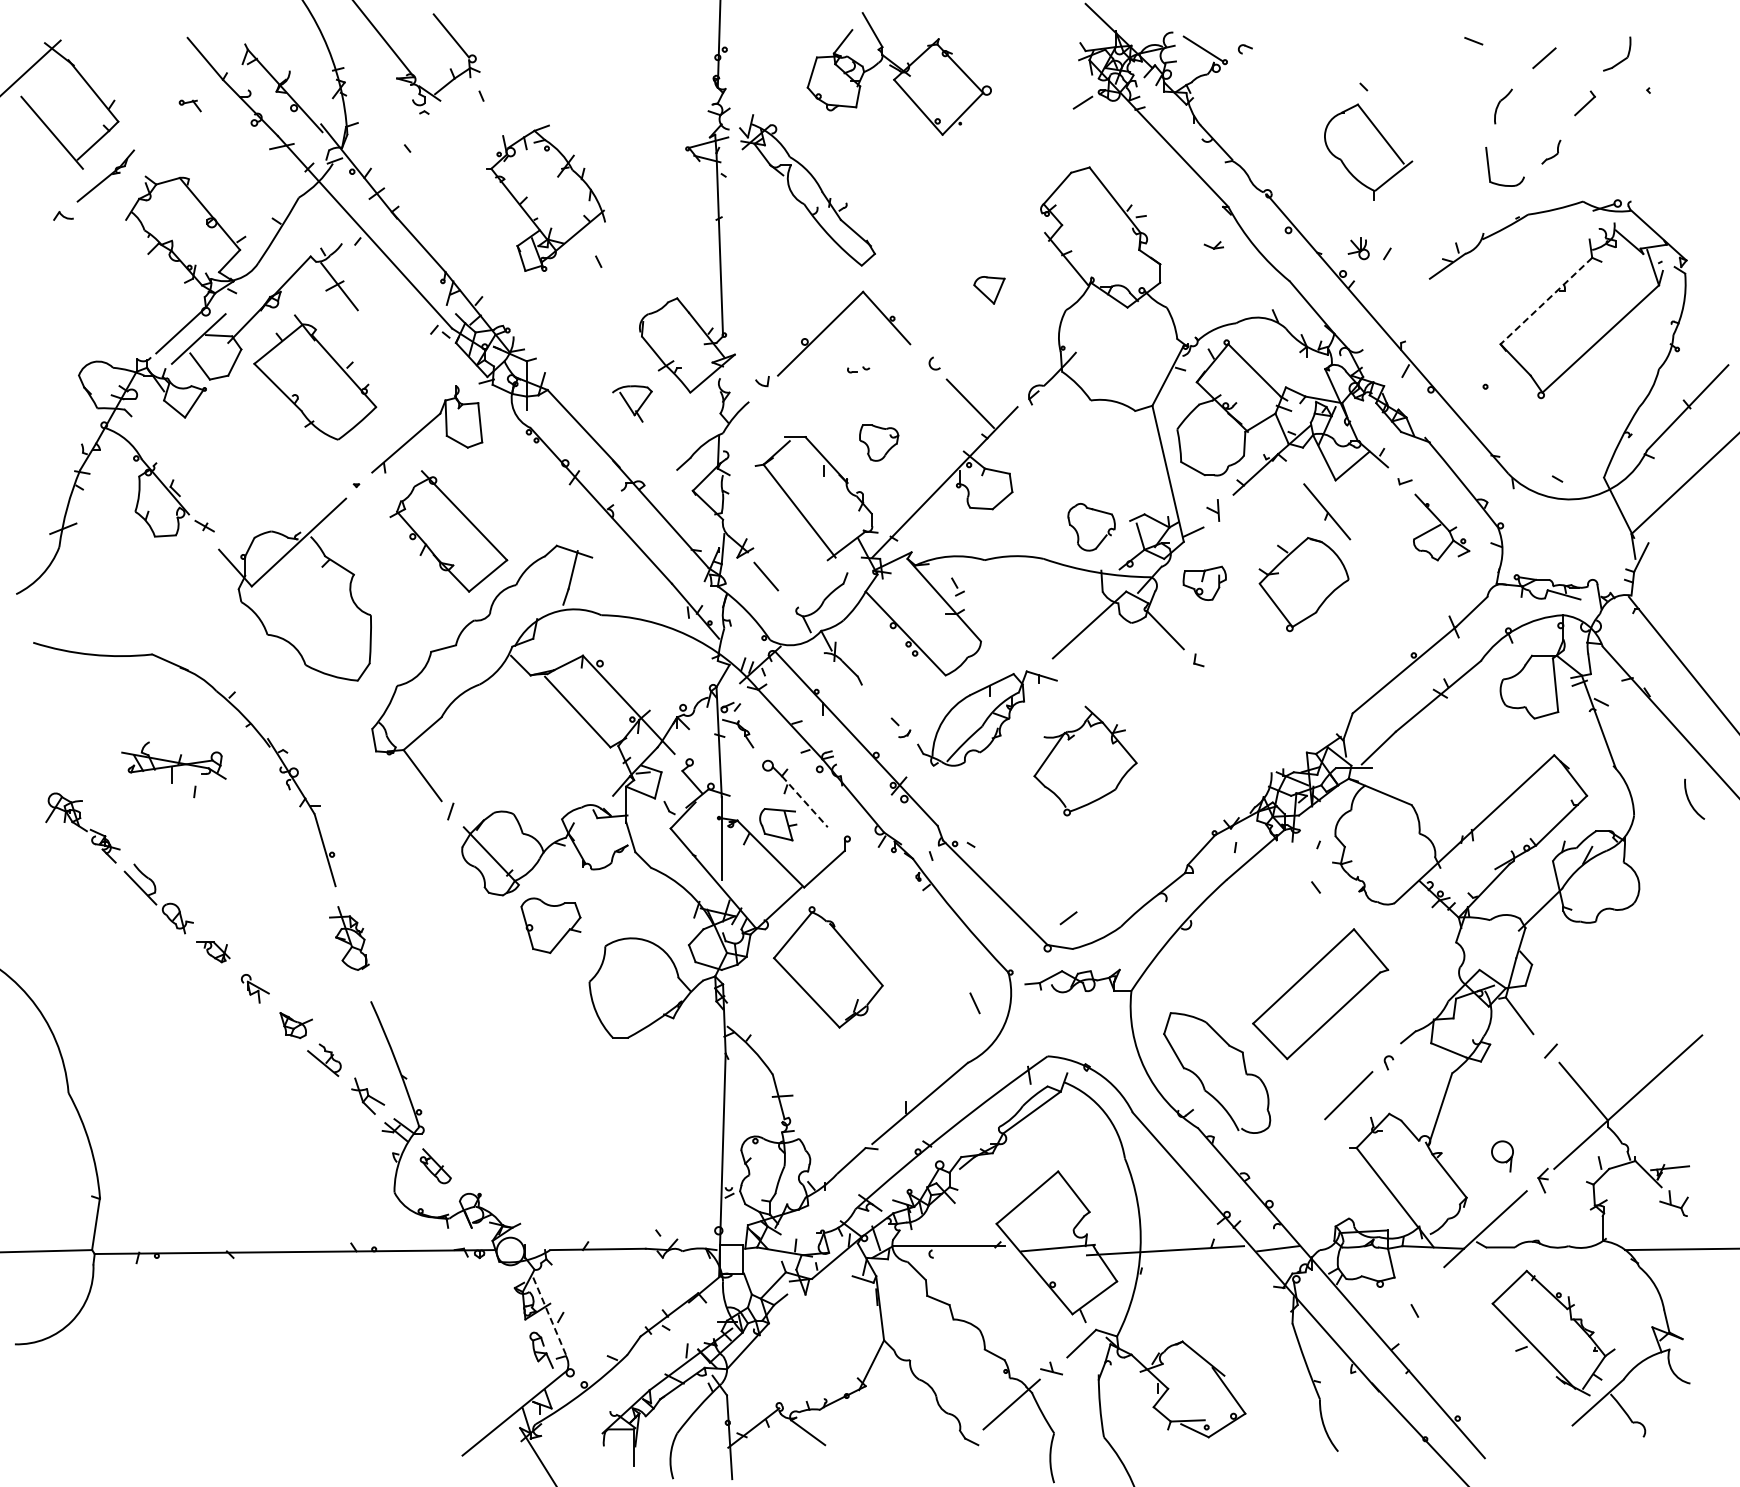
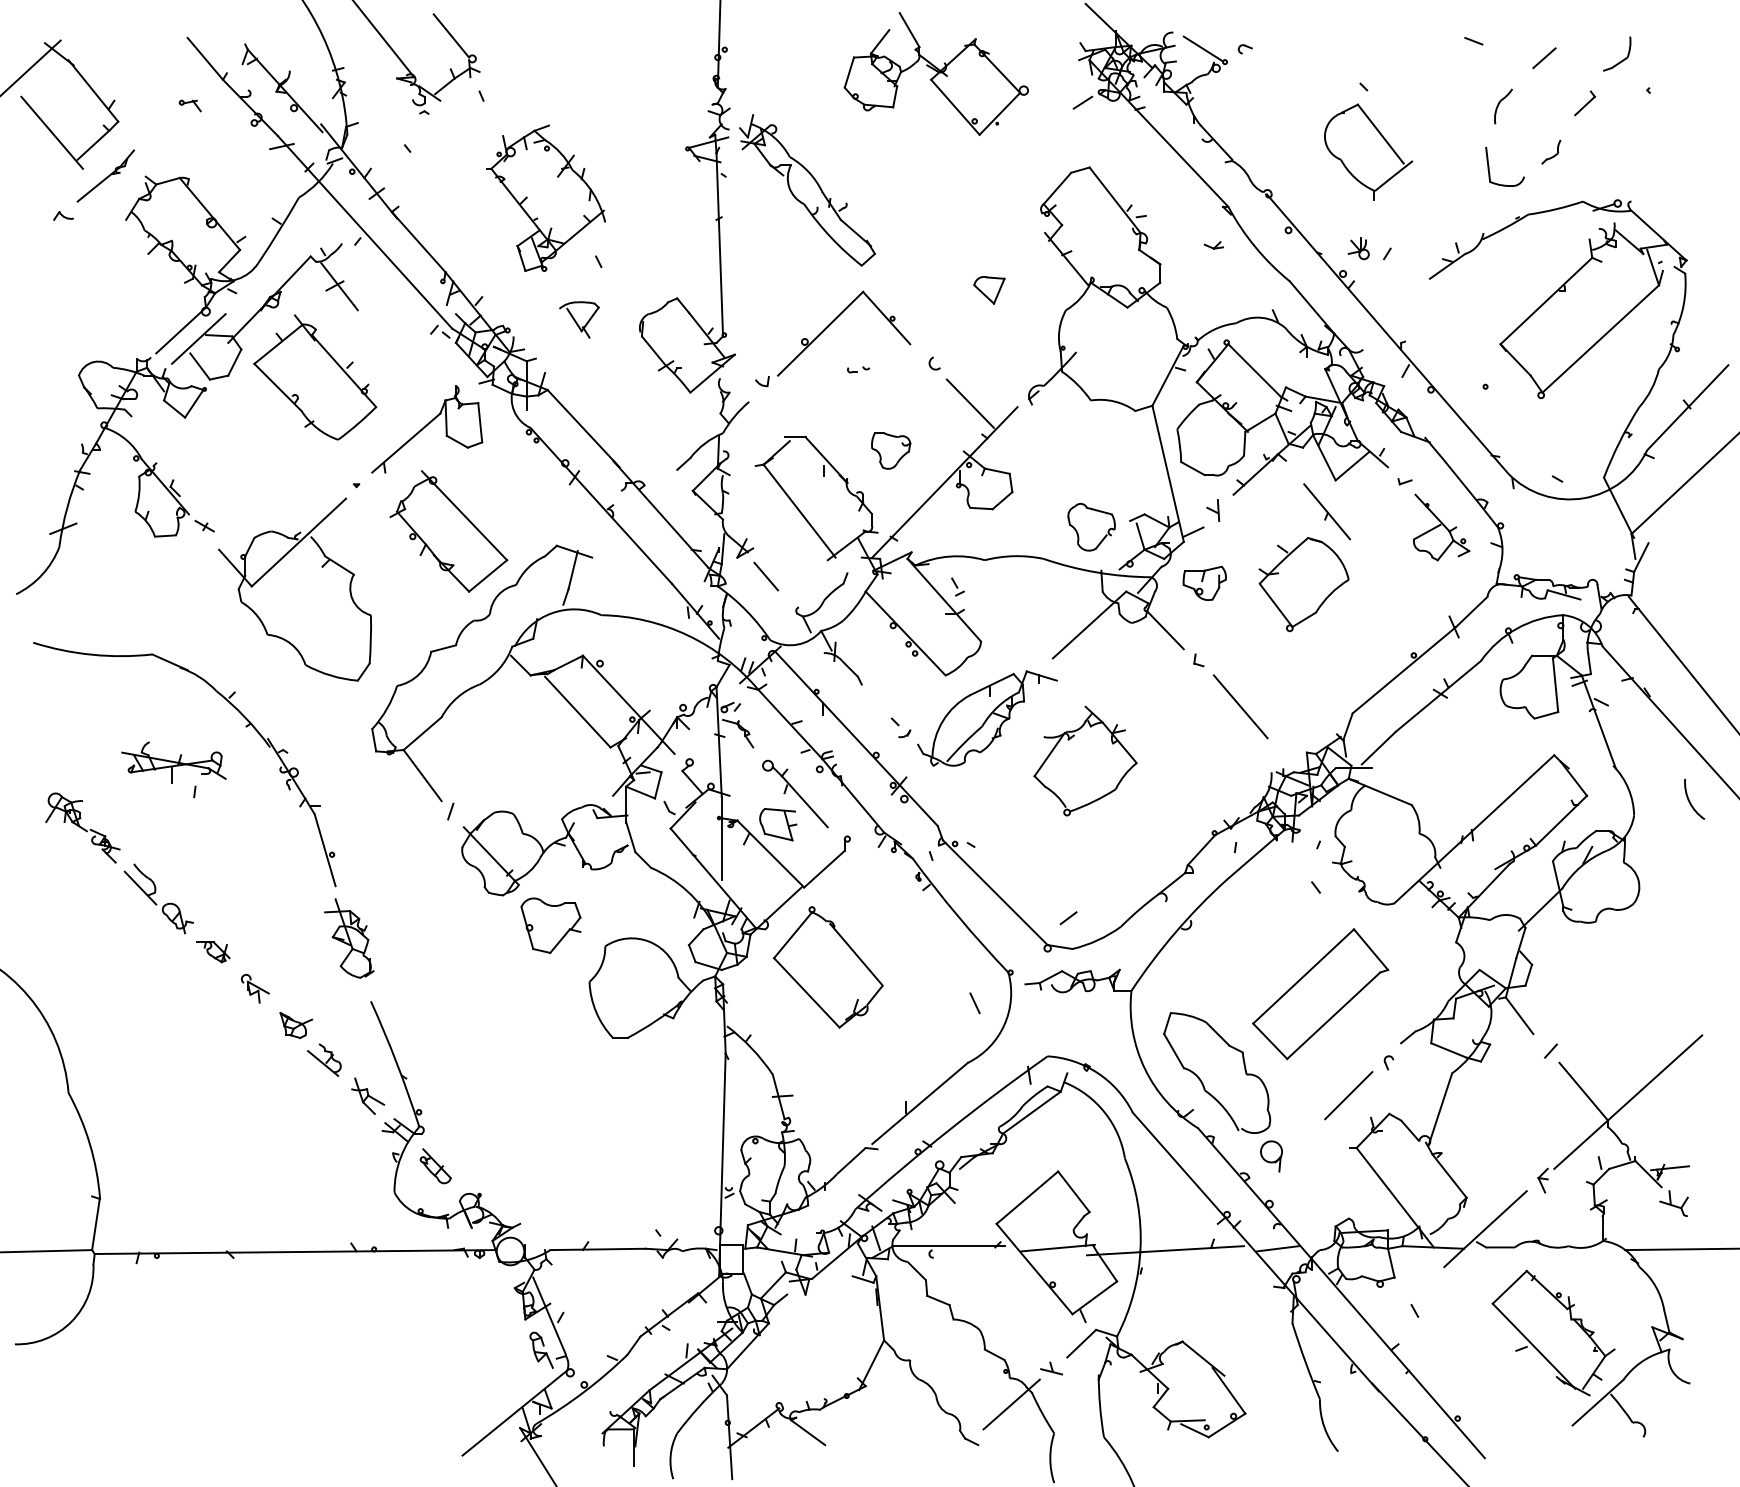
part position: (898, 73) -> (935, 73) (935, 73)
line: dashed -> solid (1546, 301)
part position: (632, 403) -> (579, 319) (579, 319)
part position: (879, 442) -> (891, 450) (891, 450)
line: none -> present (1240, 706)
line: dashed -> solid (805, 802)
part size: 41x65 px -> 51x81 px (349, 938)
part position: (1502, 1156) -> (1271, 1156) (1271, 1156)
line: dashed -> solid (549, 1316)
